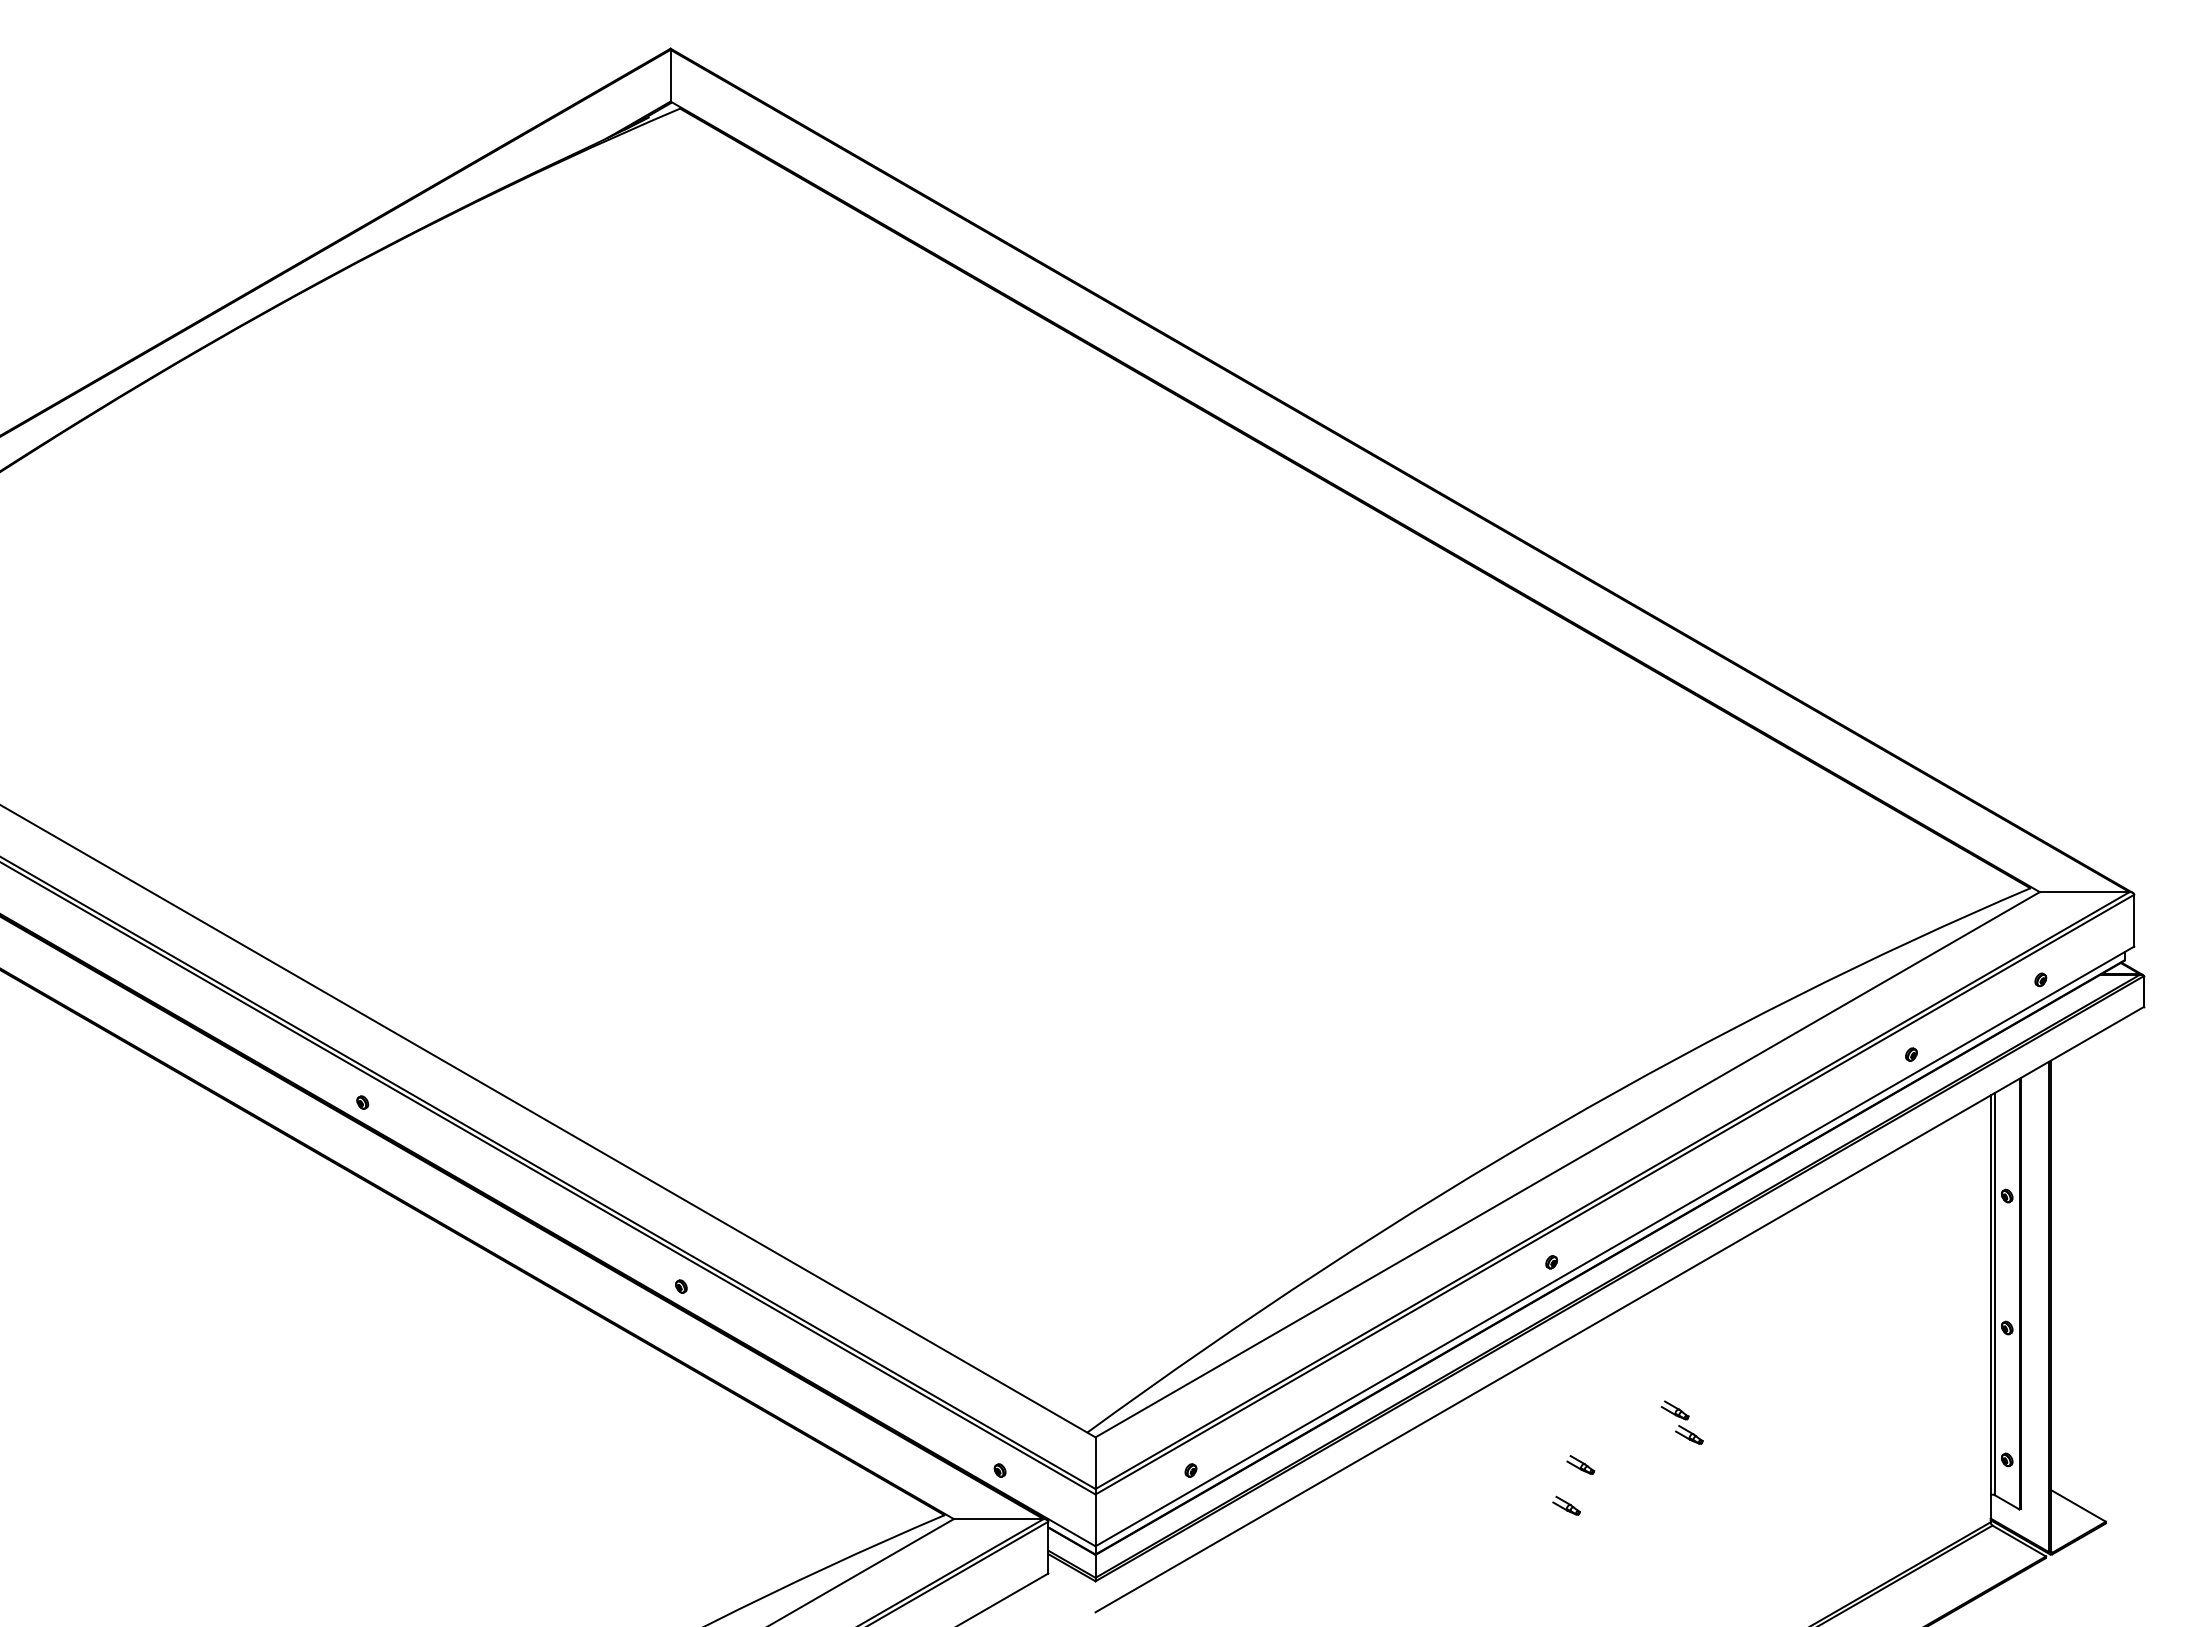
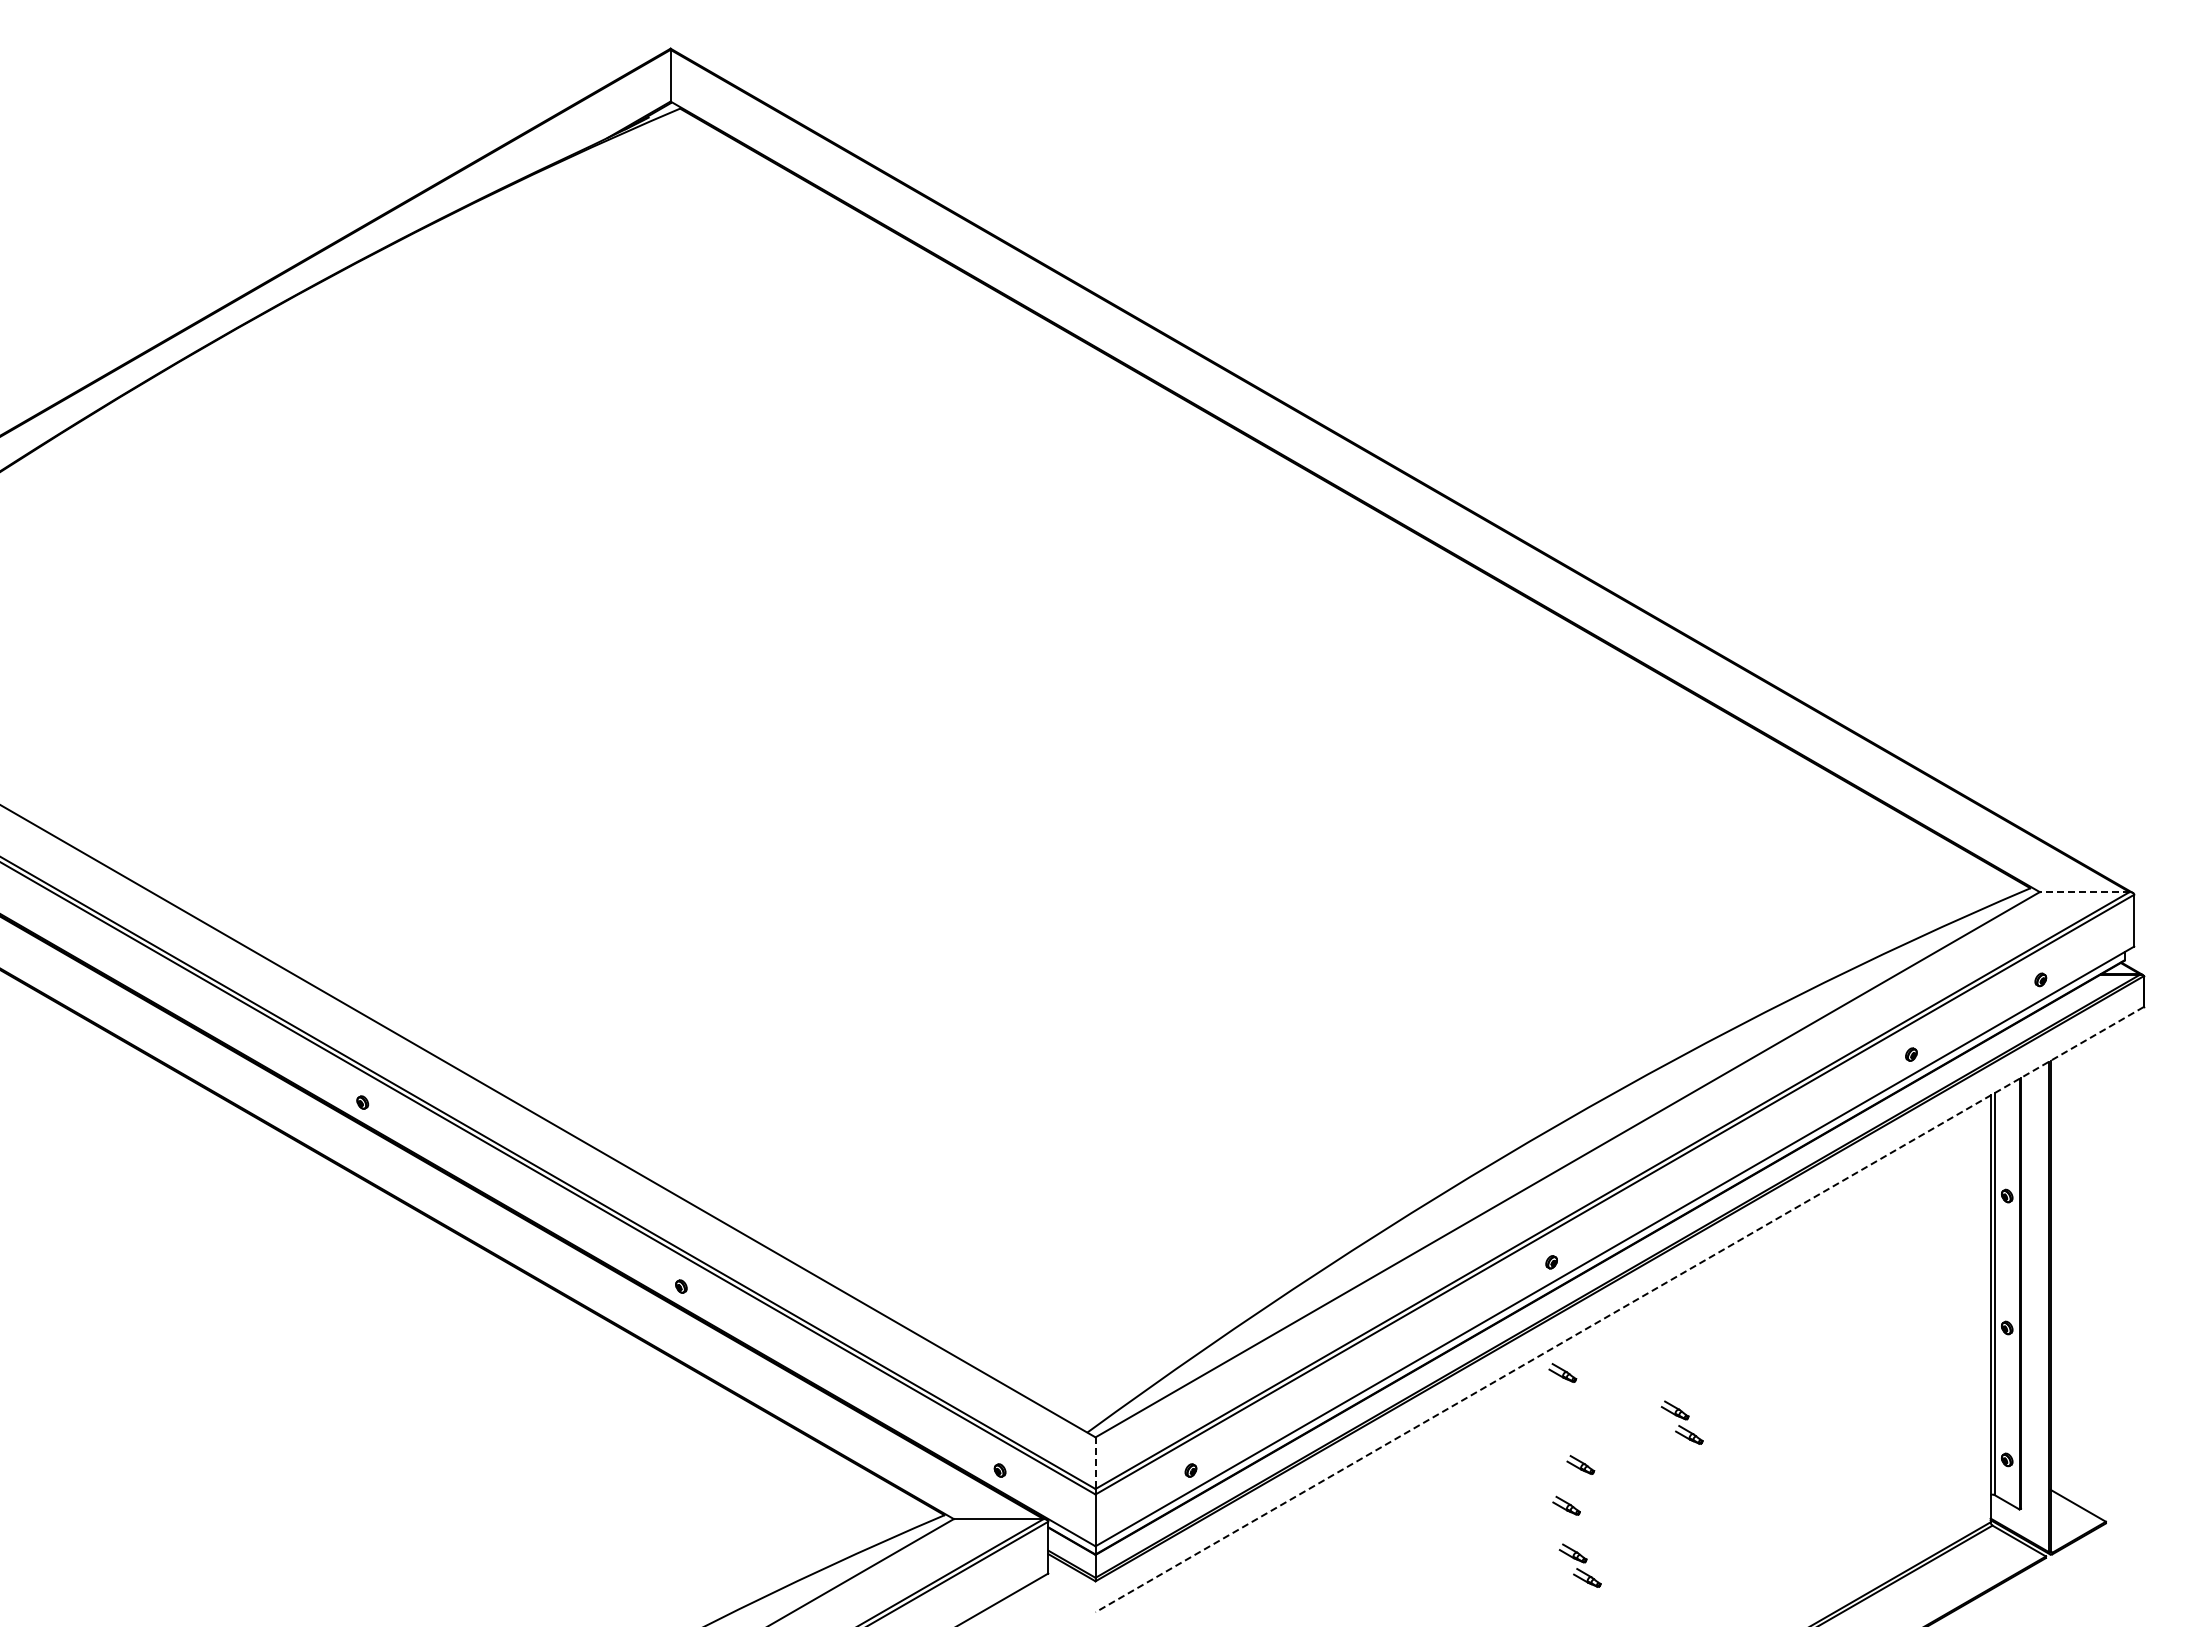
line: solid -> dashed (2084, 892)
line: solid -> dashed (1619, 1309)
part: none -> present (1562, 1372)
line: solid -> dashed (1095, 1463)
part: none -> present (1579, 1565)
